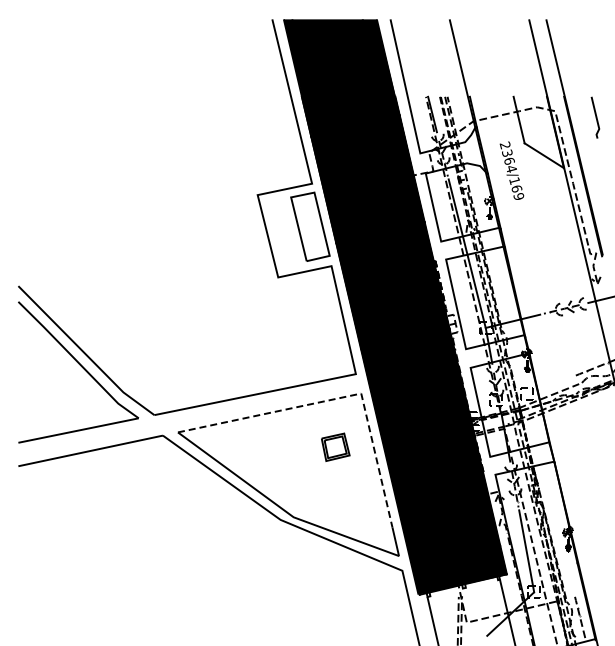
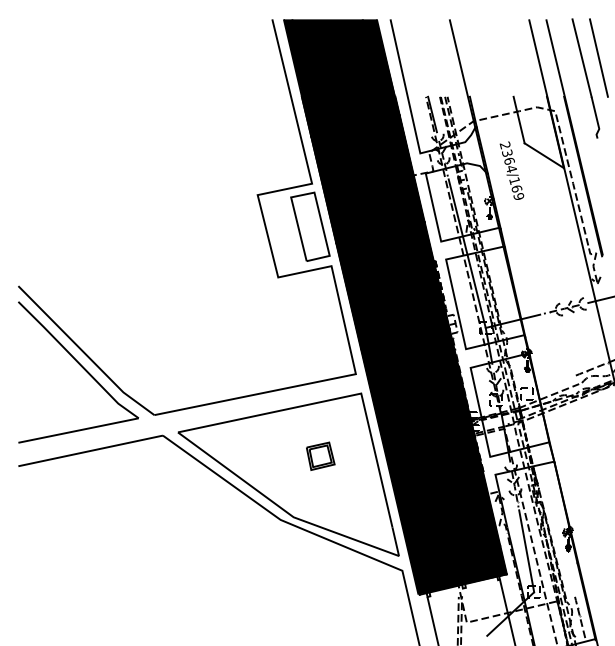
line: none -> present (581, 57)
line: none -> present (598, 57)
line: dashed -> solid (337, 398)
part position: (335, 446) -> (320, 455) (320, 455)
